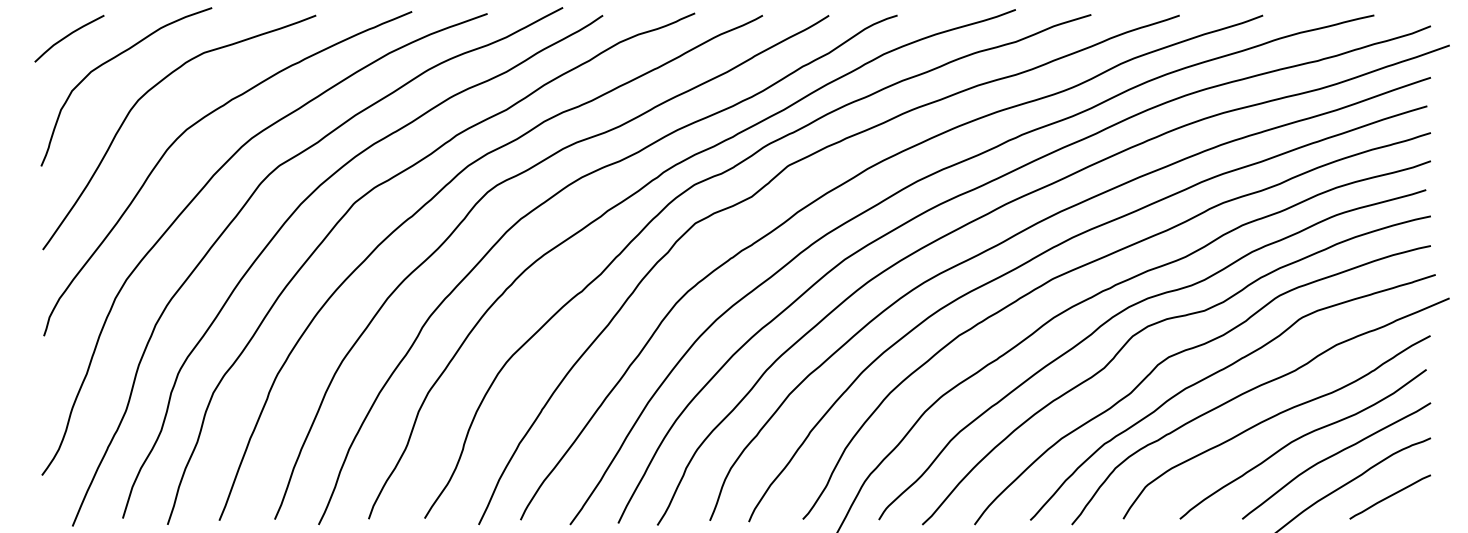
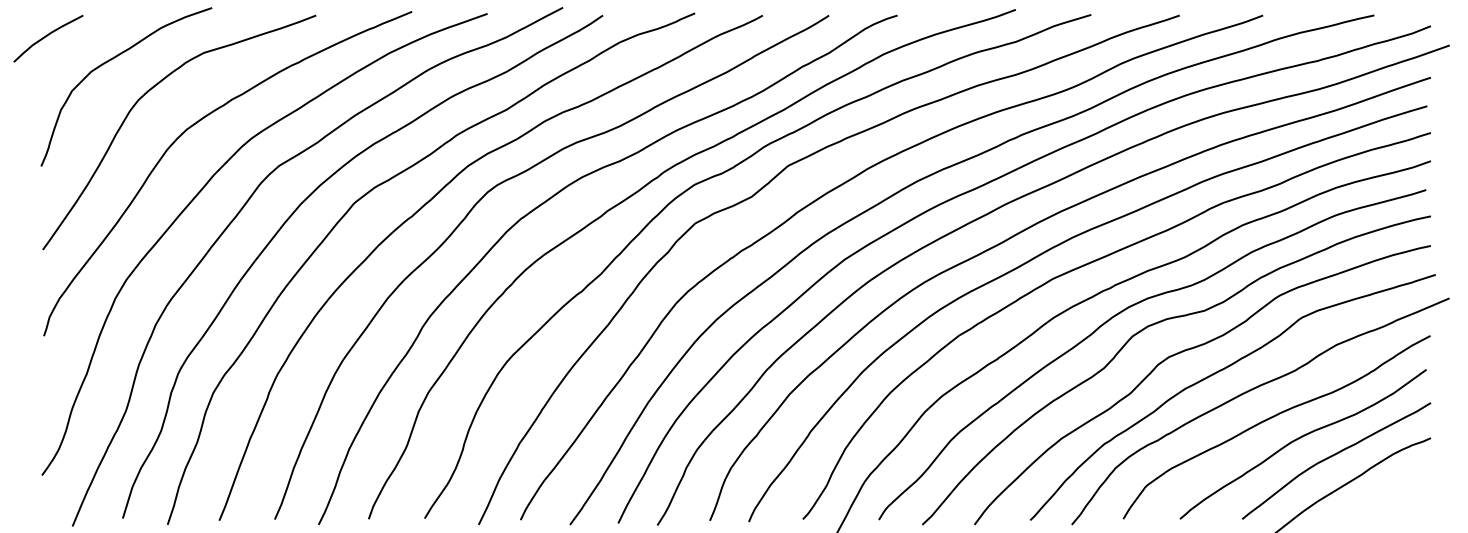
curve position: (68, 36) -> (47, 36) (47, 36)
curve: present -> none (1389, 496)
